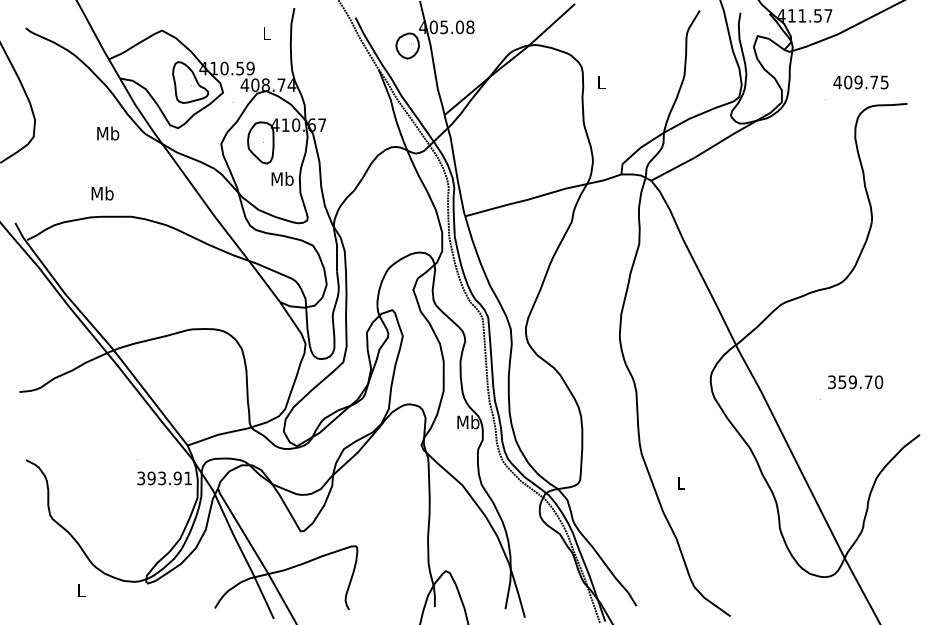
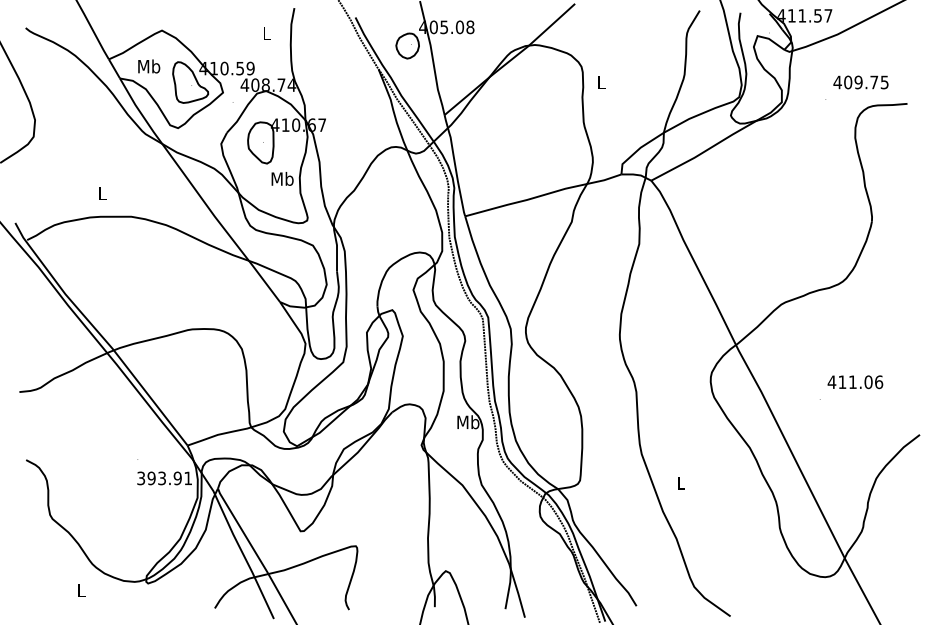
text position: (108, 133) -> (149, 66) (149, 66)
text: Mb -> L (102, 193)
text: 359.70 -> 411.06 (855, 382)
